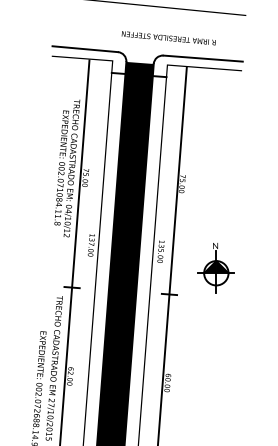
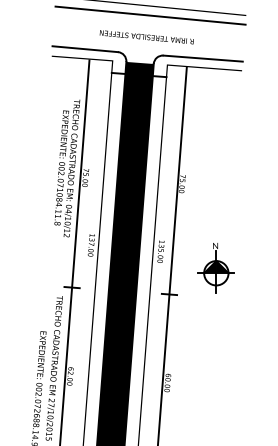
line: none -> present (150, 15)
text position: (168, 38) -> (146, 37) (146, 37)
